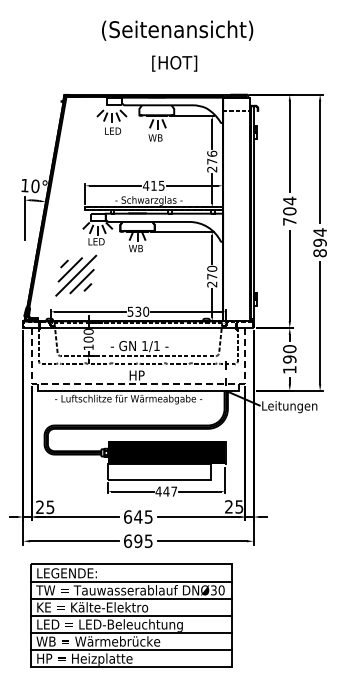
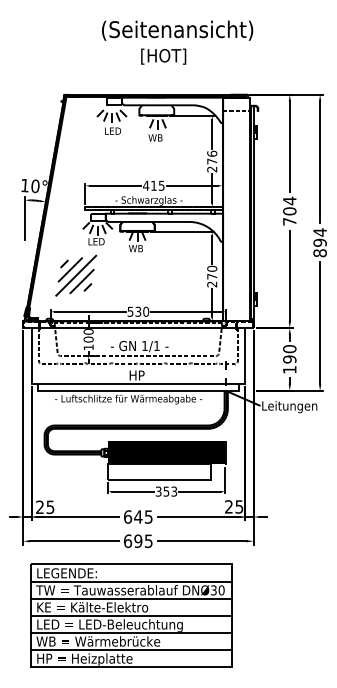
text position: (174, 63) -> (163, 56) (163, 56)
line: dashed -> solid (138, 384)
text: 447 -> 353 (166, 491)
